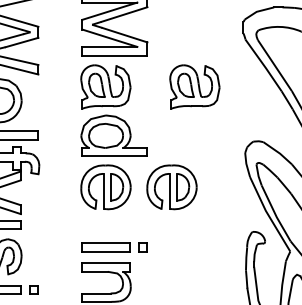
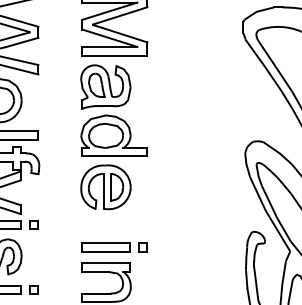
part: present -> none (194, 86)
part: present -> none (171, 187)
part: none -> present (33, 224)
